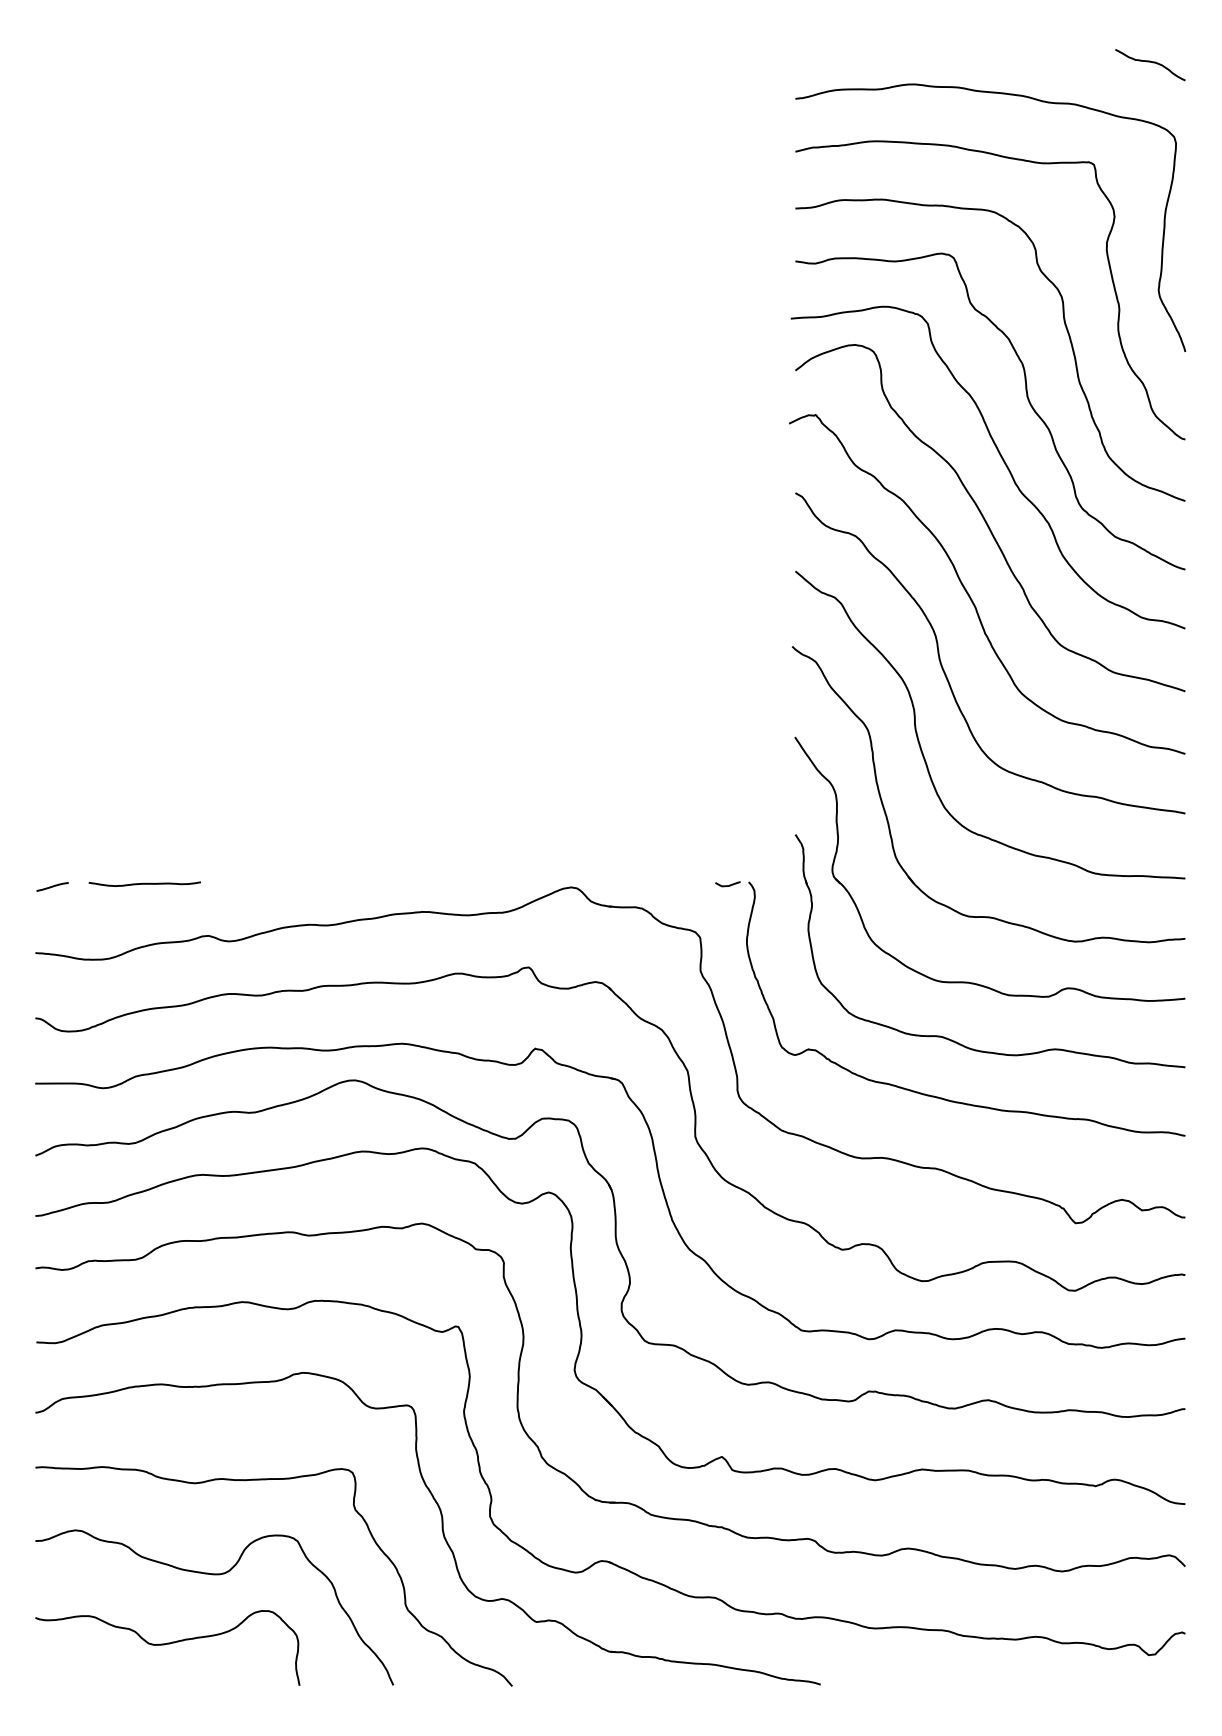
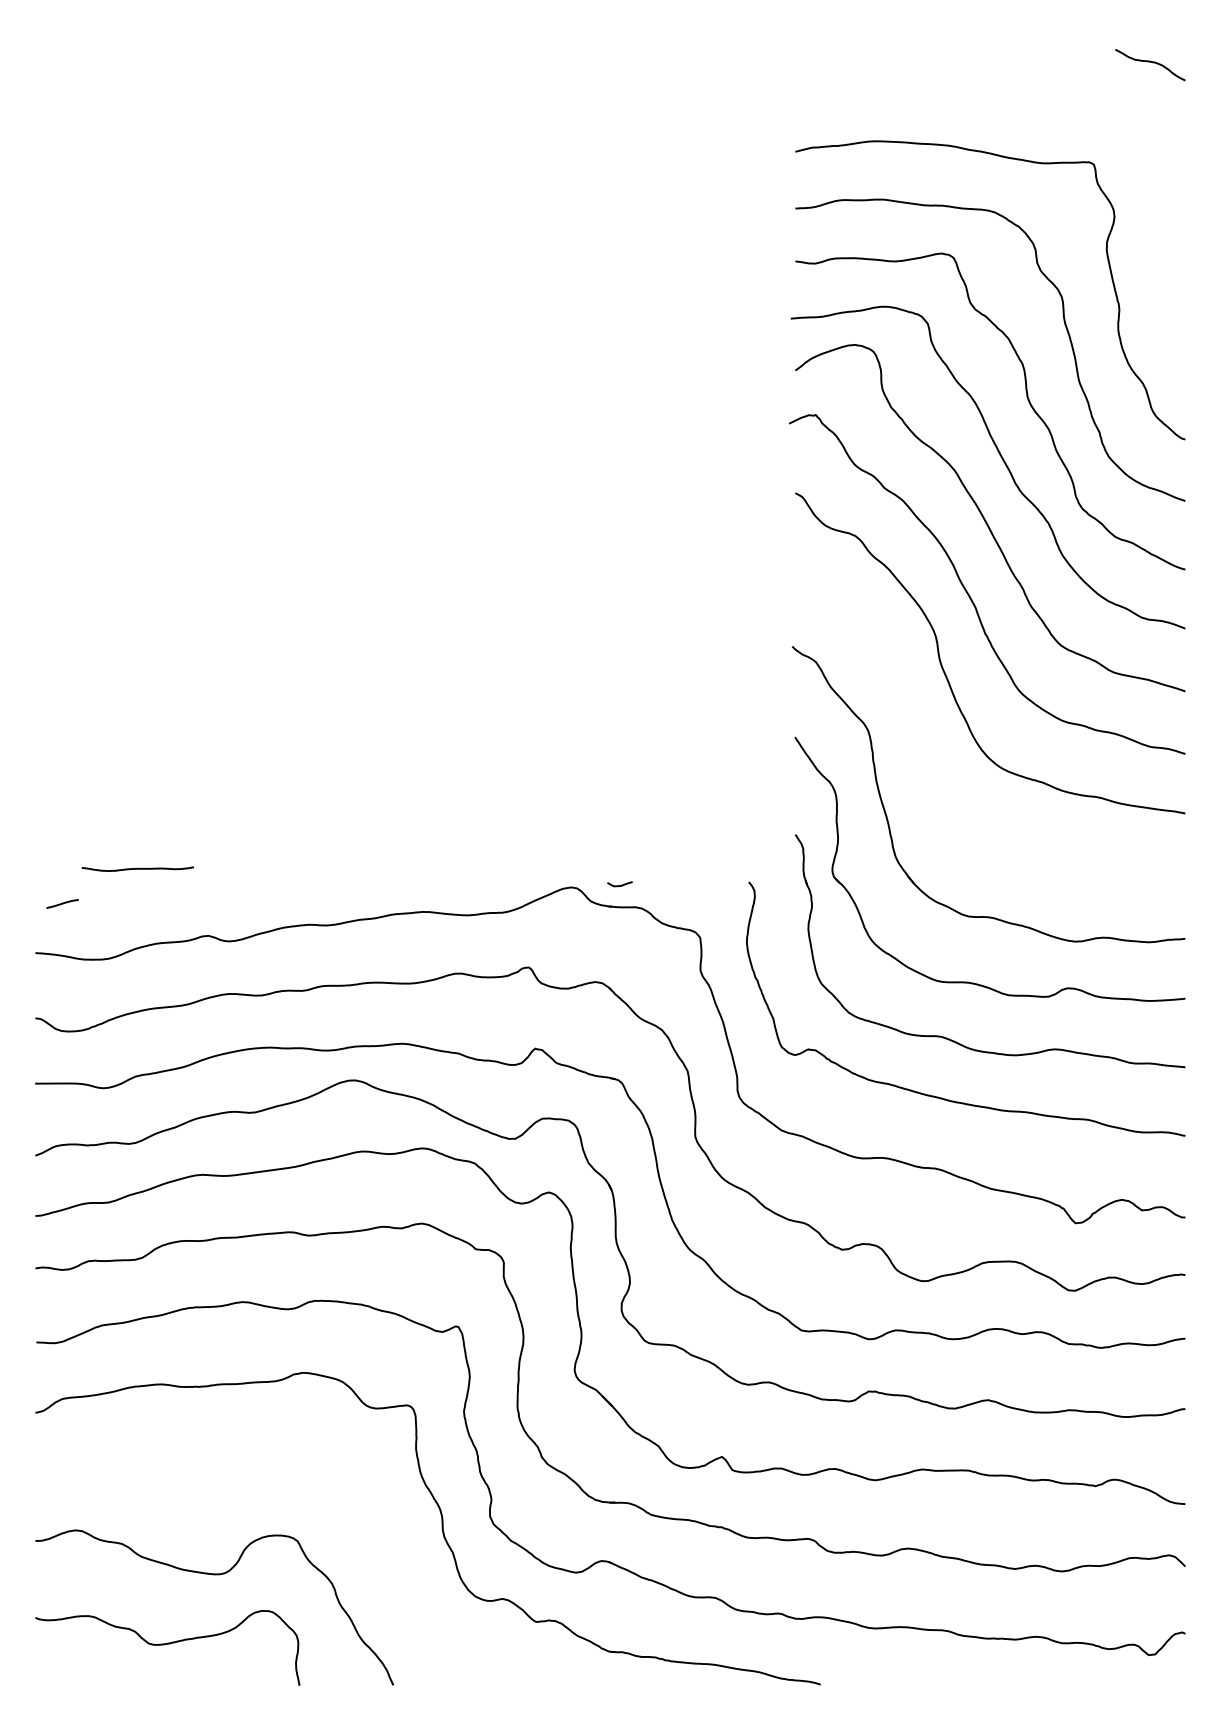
curve: present -> none (1009, 95)
curve: present -> none (921, 746)
curve position: (144, 883) -> (137, 868) (137, 868)
curve position: (727, 885) -> (619, 885) (619, 885)
line position: (52, 886) -> (62, 903) (62, 903)
curve: present -> none (267, 1480)
